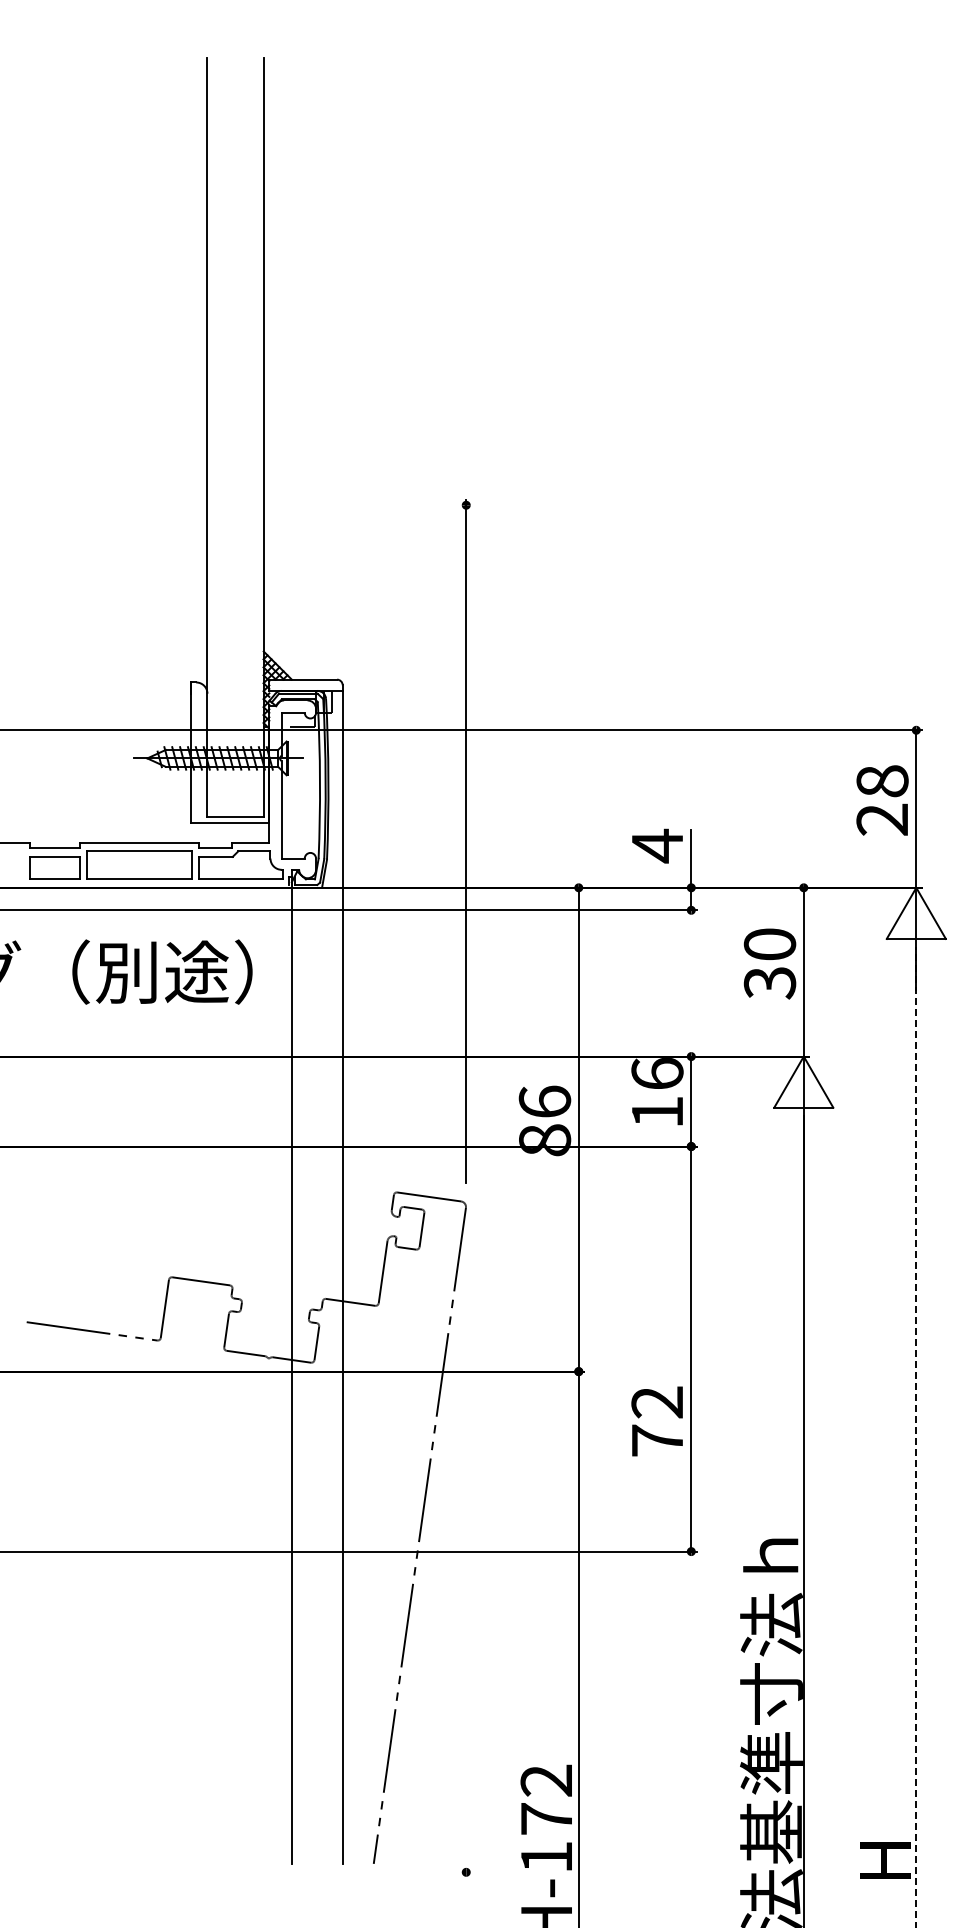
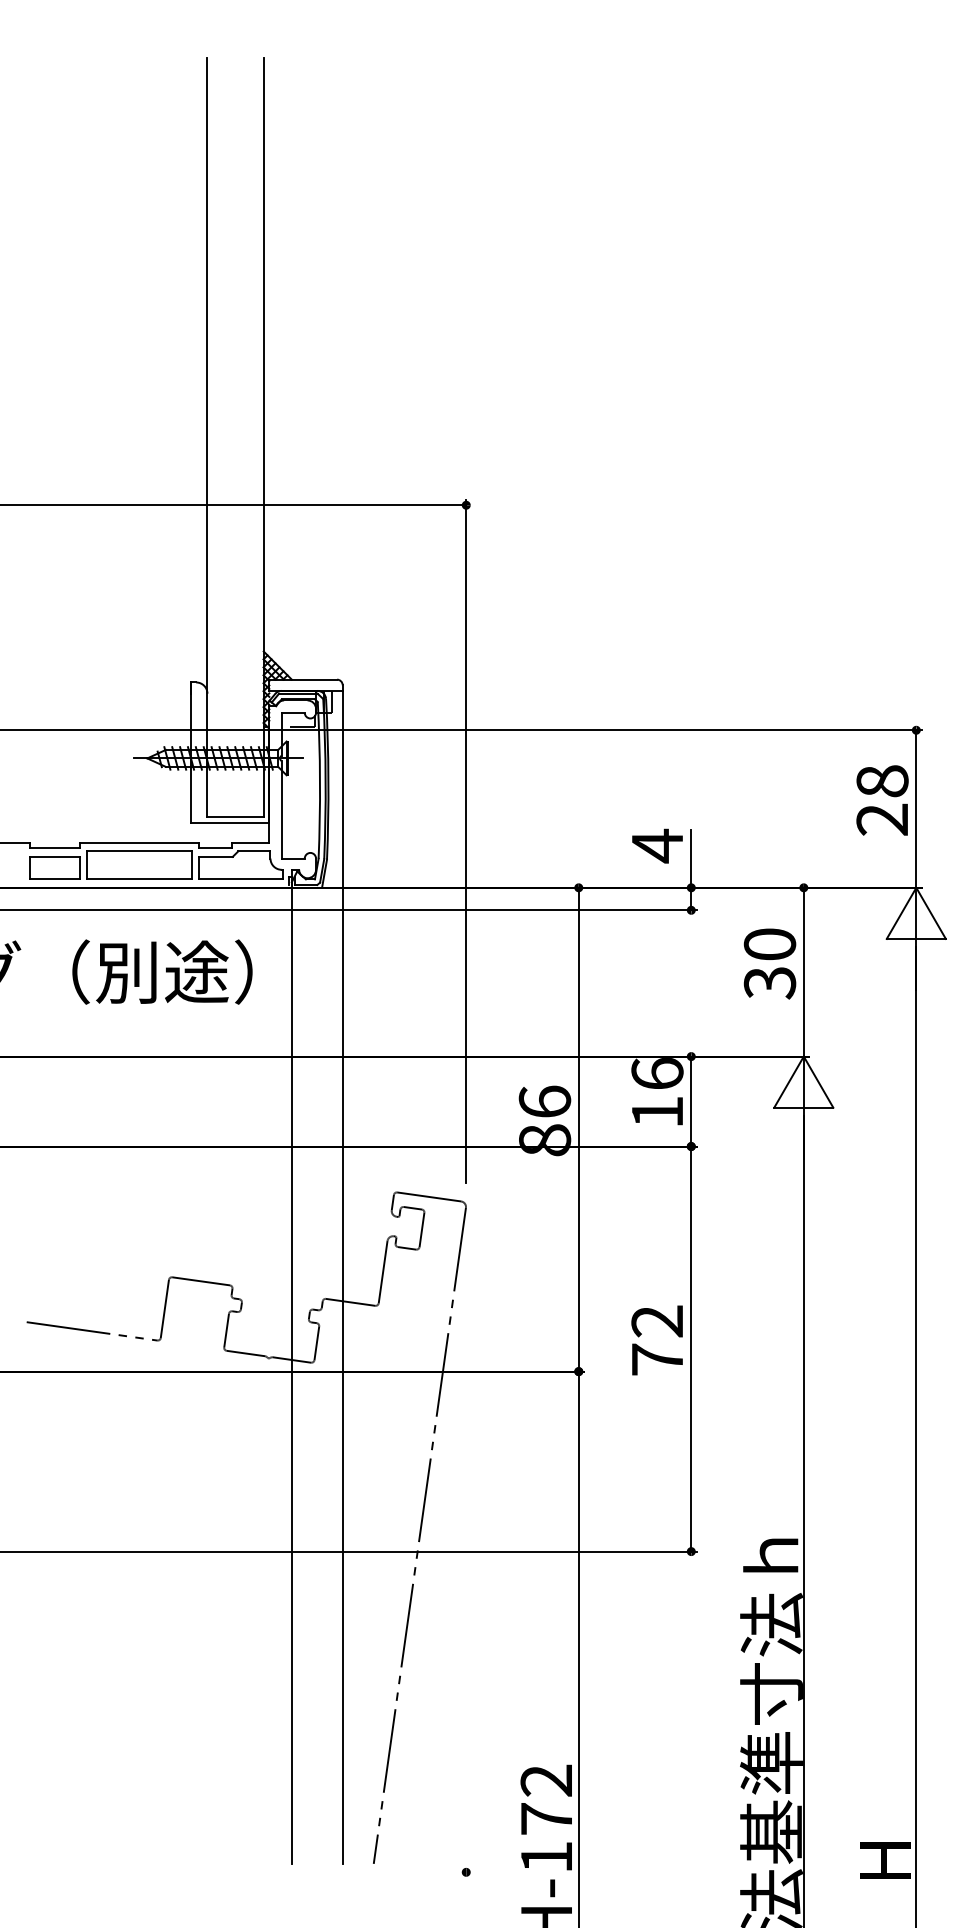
line: none -> present (234, 505)
text position: (656, 1421) -> (656, 1340) (656, 1340)
line: dashed -> solid (916, 1436)
